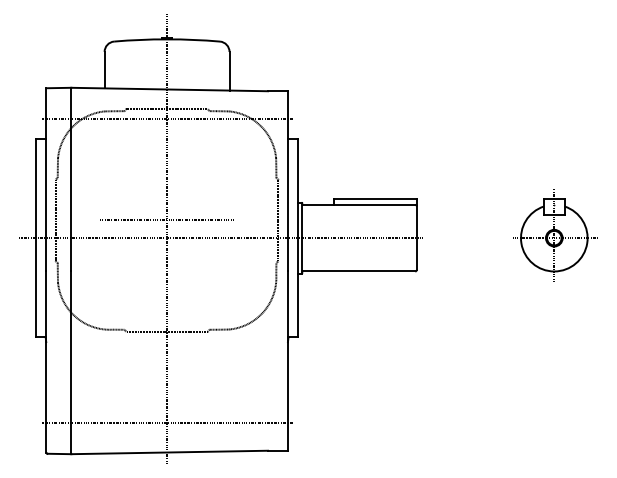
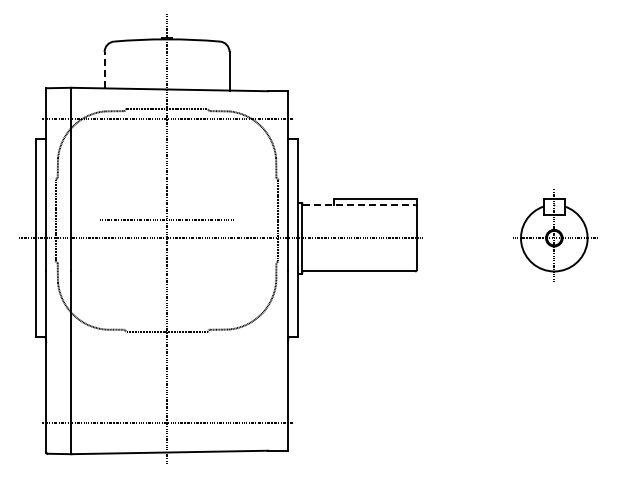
line: solid -> dashed (104, 69)
line: solid -> dashed (359, 204)
